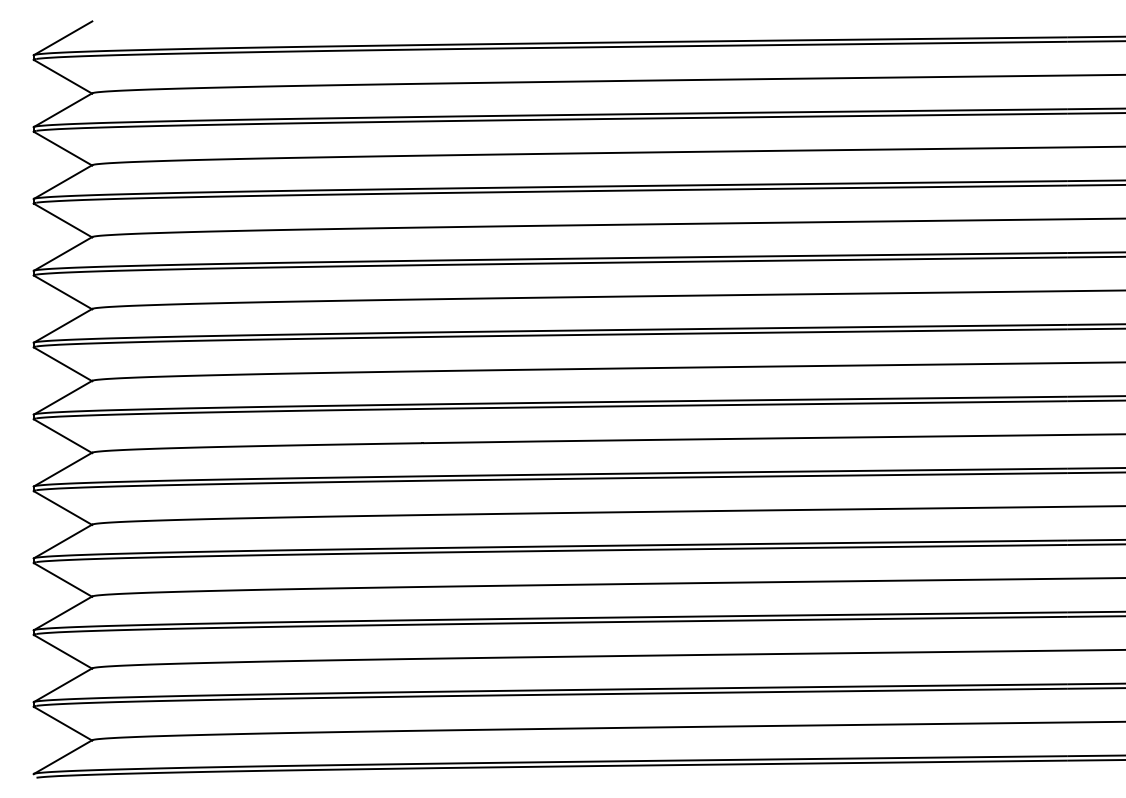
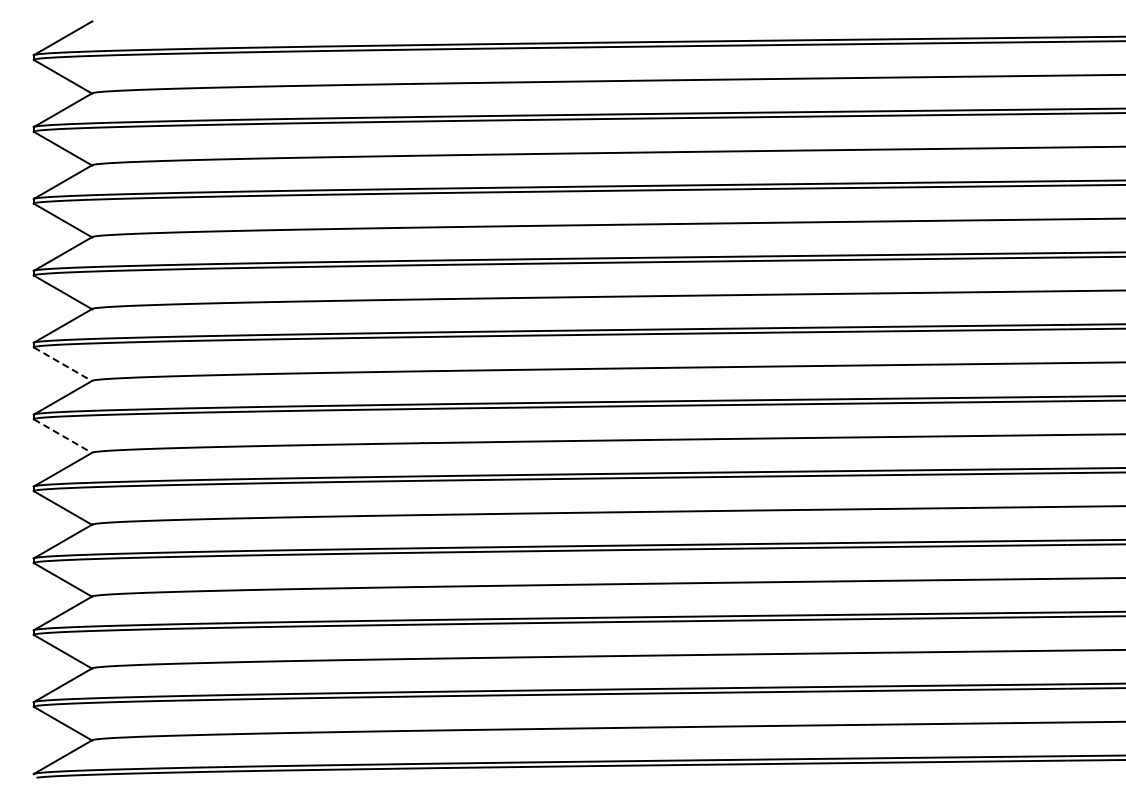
line: solid -> dashed (63, 364)
line: solid -> dashed (63, 436)
